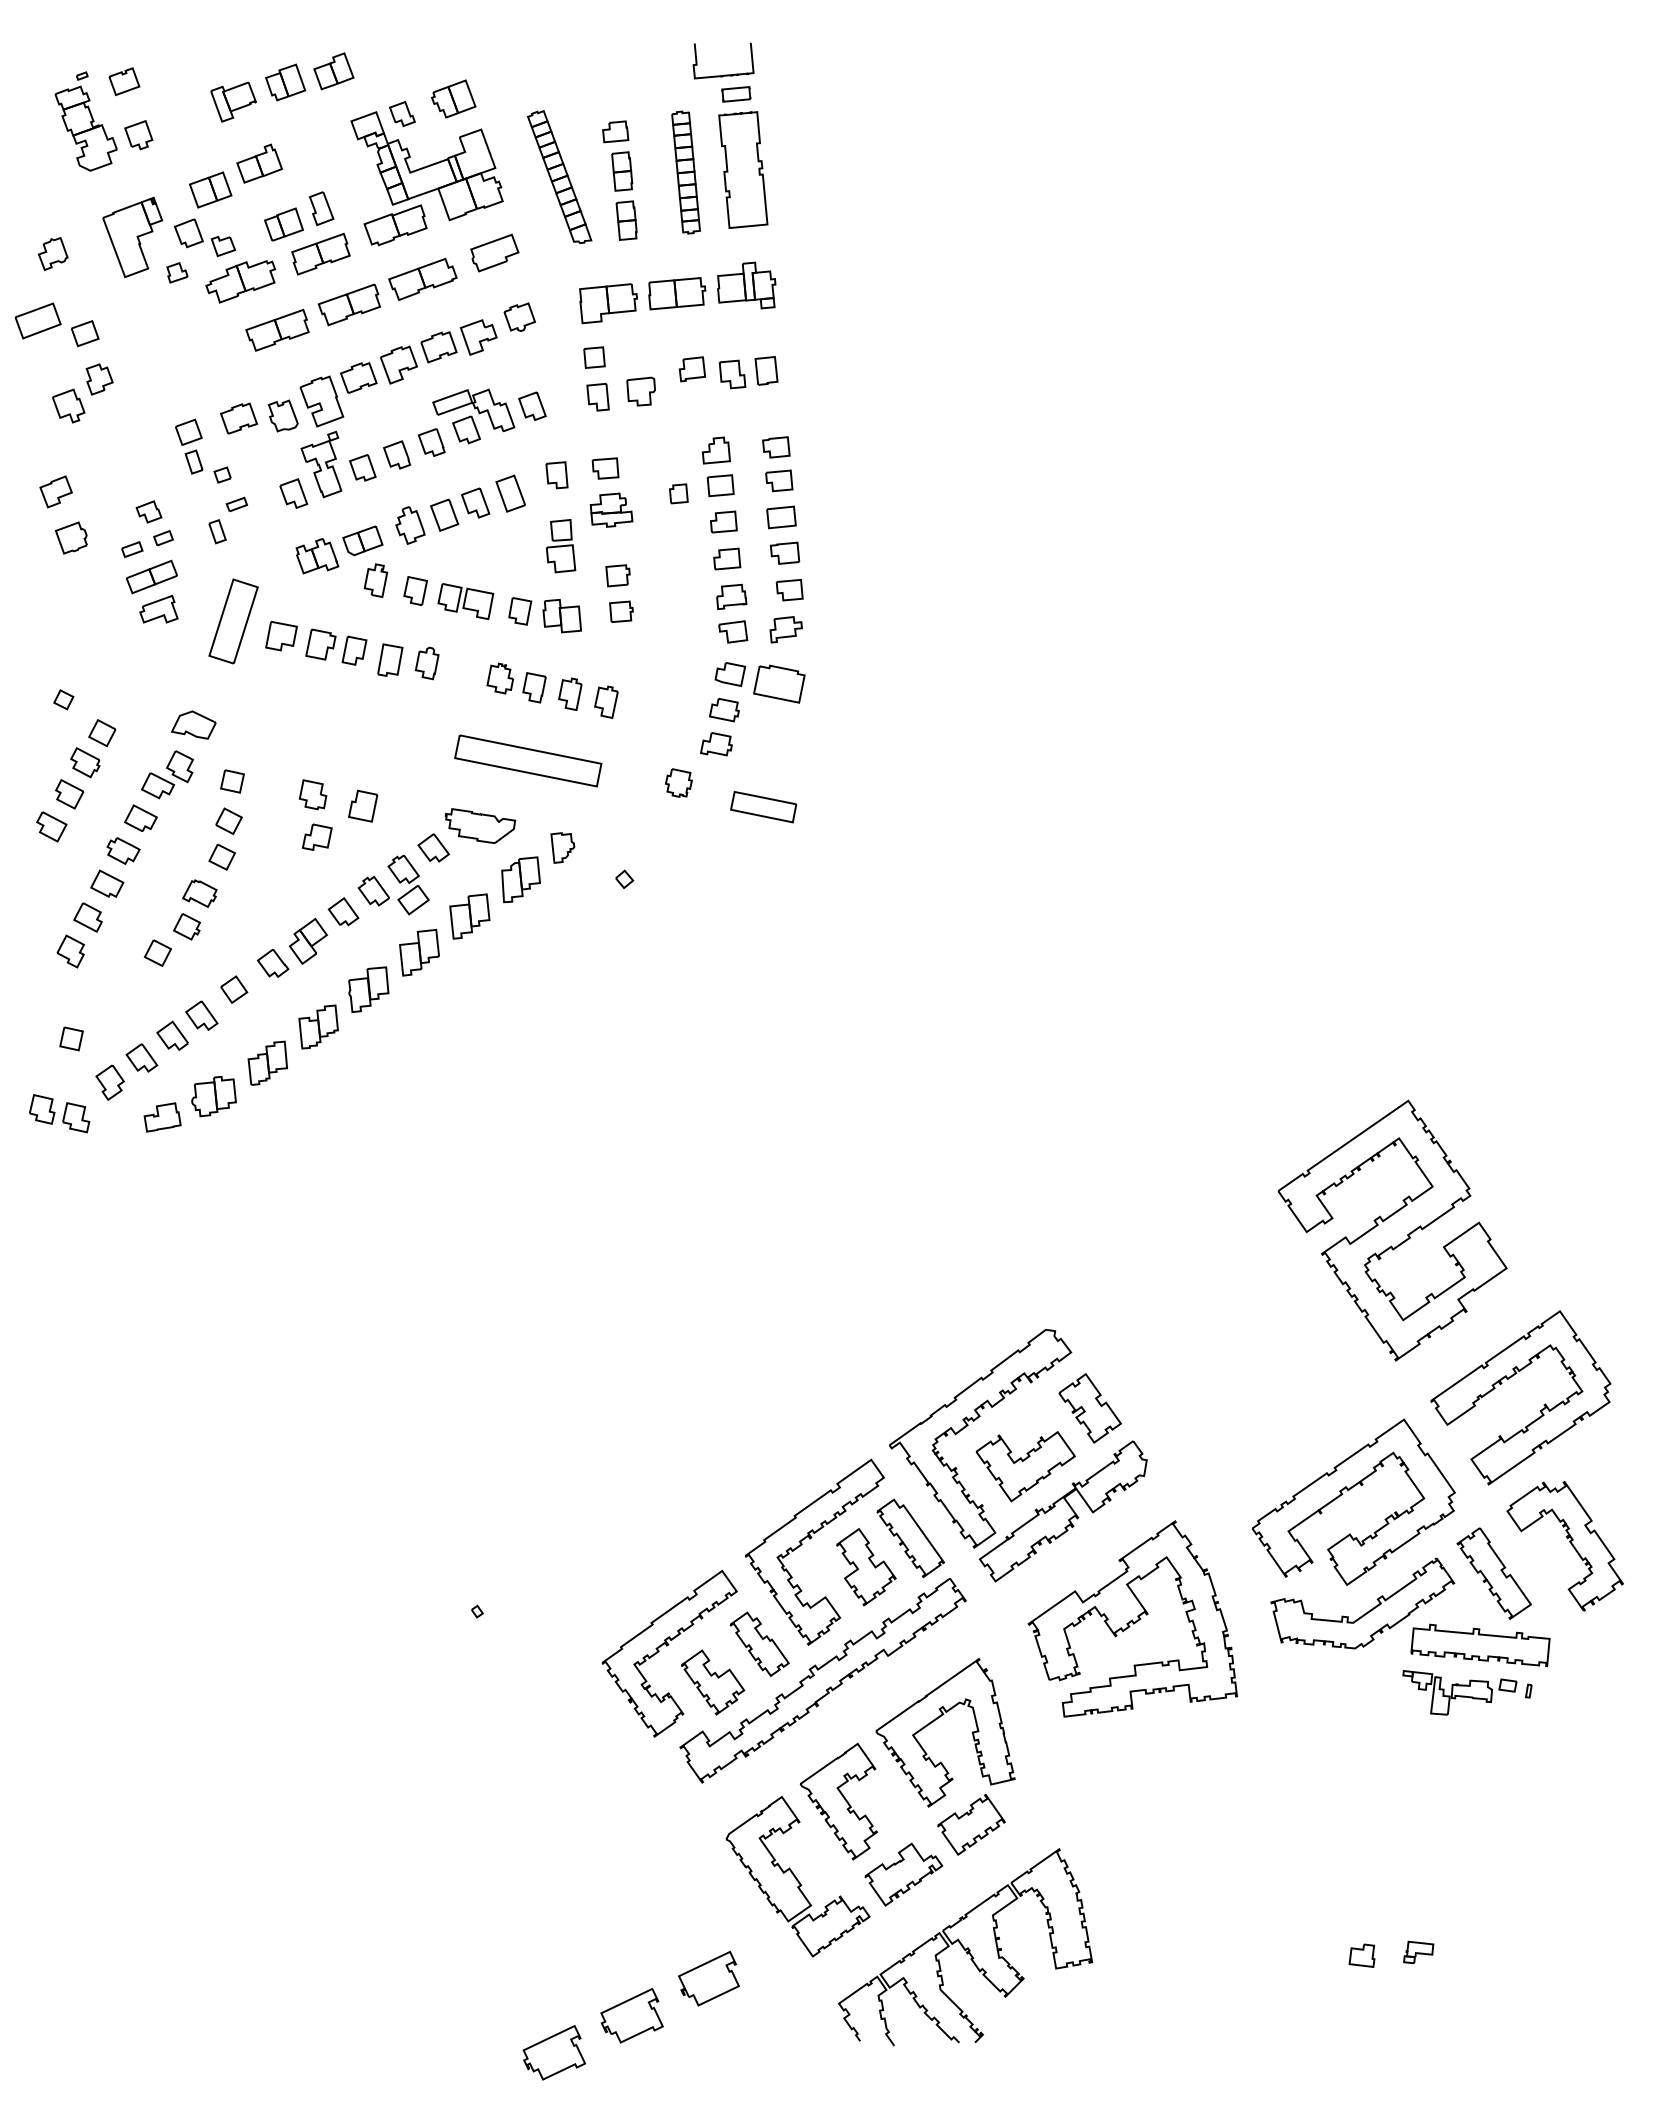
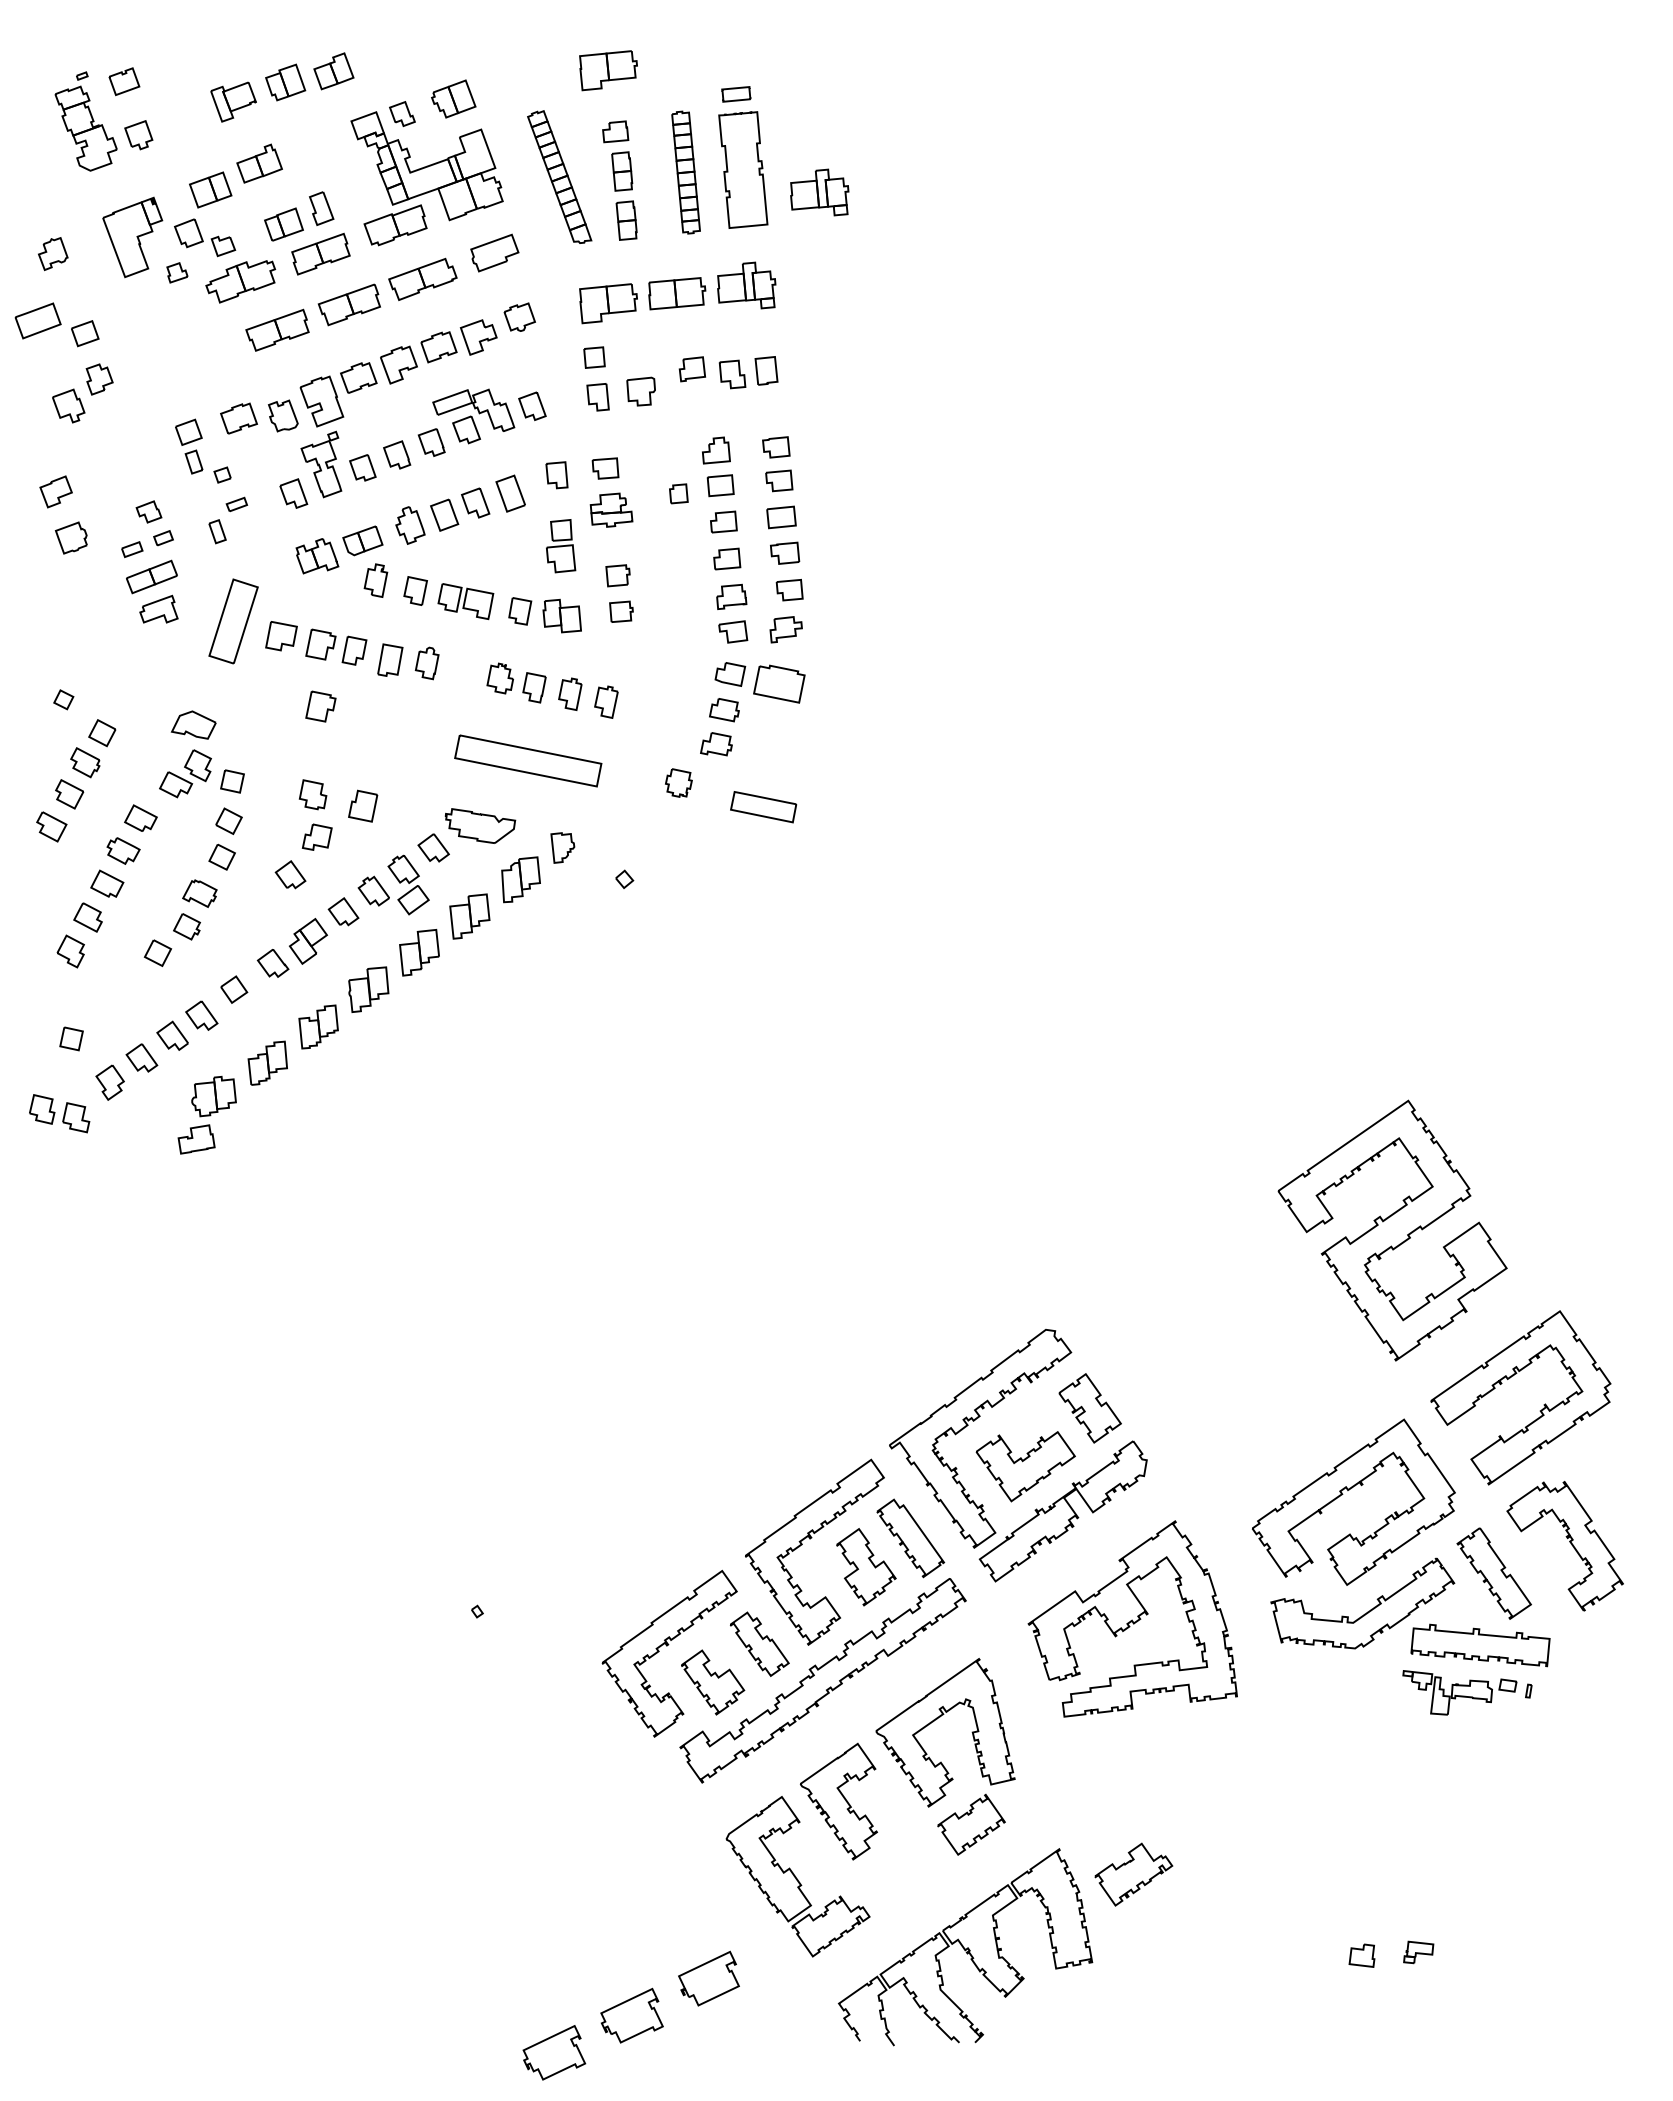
part: none -> present (608, 70)
curve: present -> none (724, 74)
part: none -> present (819, 192)
part: none -> present (320, 706)
part position: (167, 774) -> (185, 773) (185, 773)
part: none -> present (290, 874)
part position: (162, 1117) -> (196, 1139) (196, 1139)
part position: (903, 1874) -> (1133, 1874) (1133, 1874)
